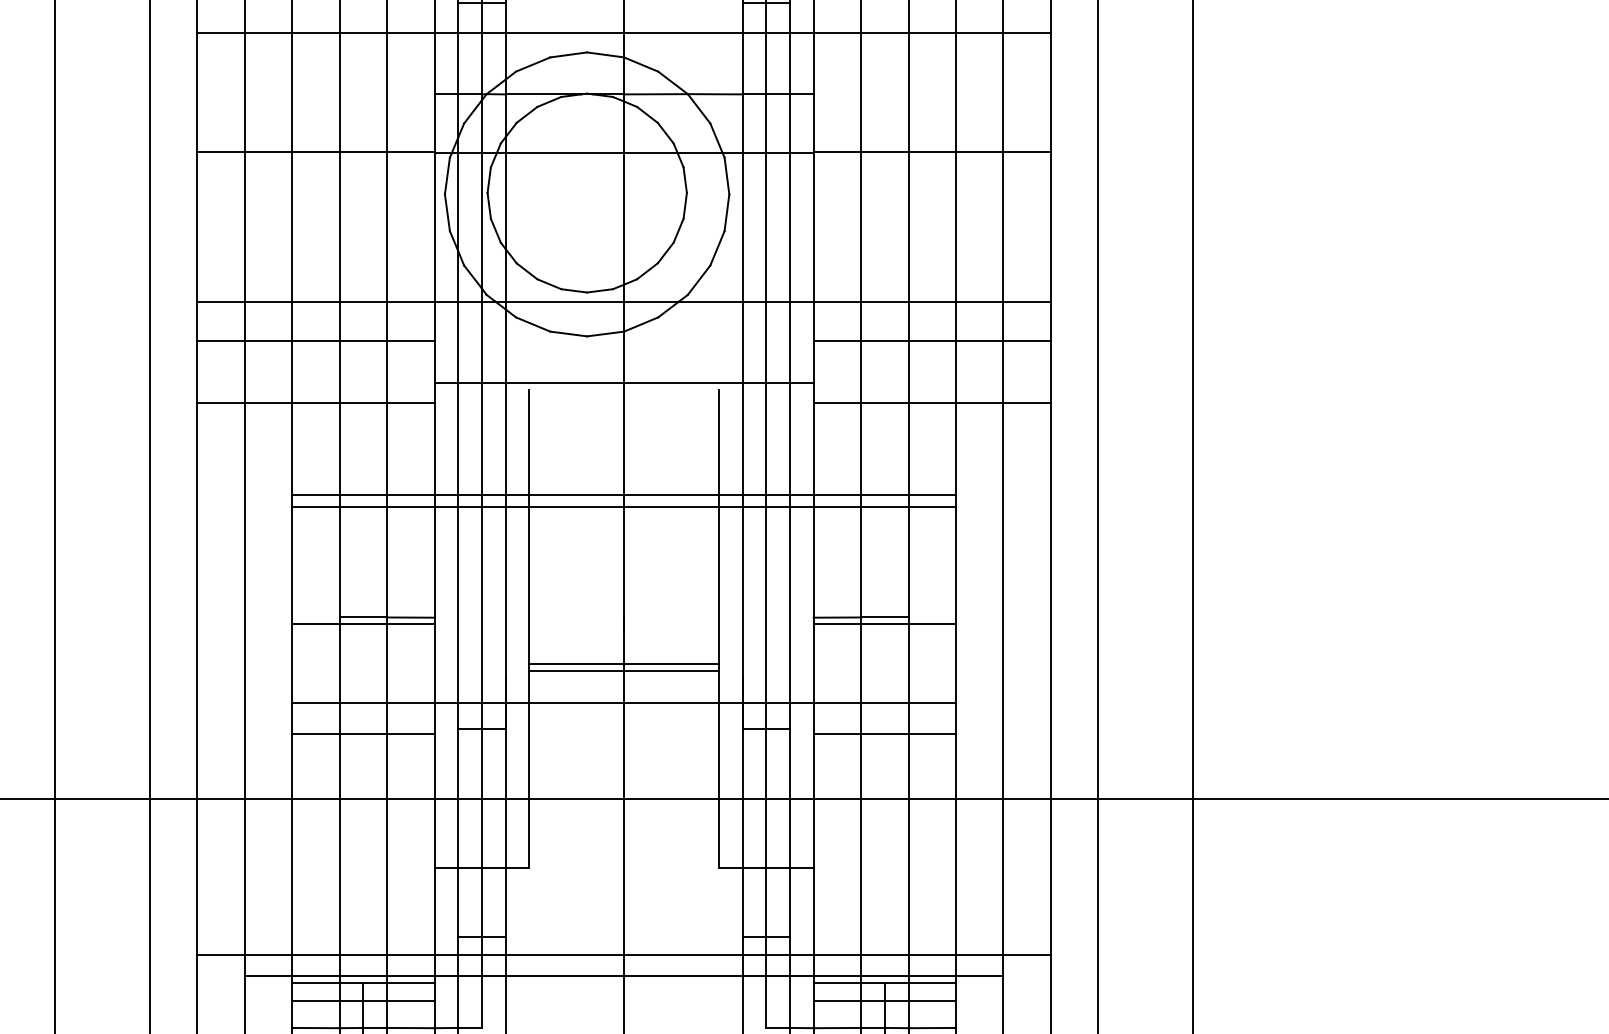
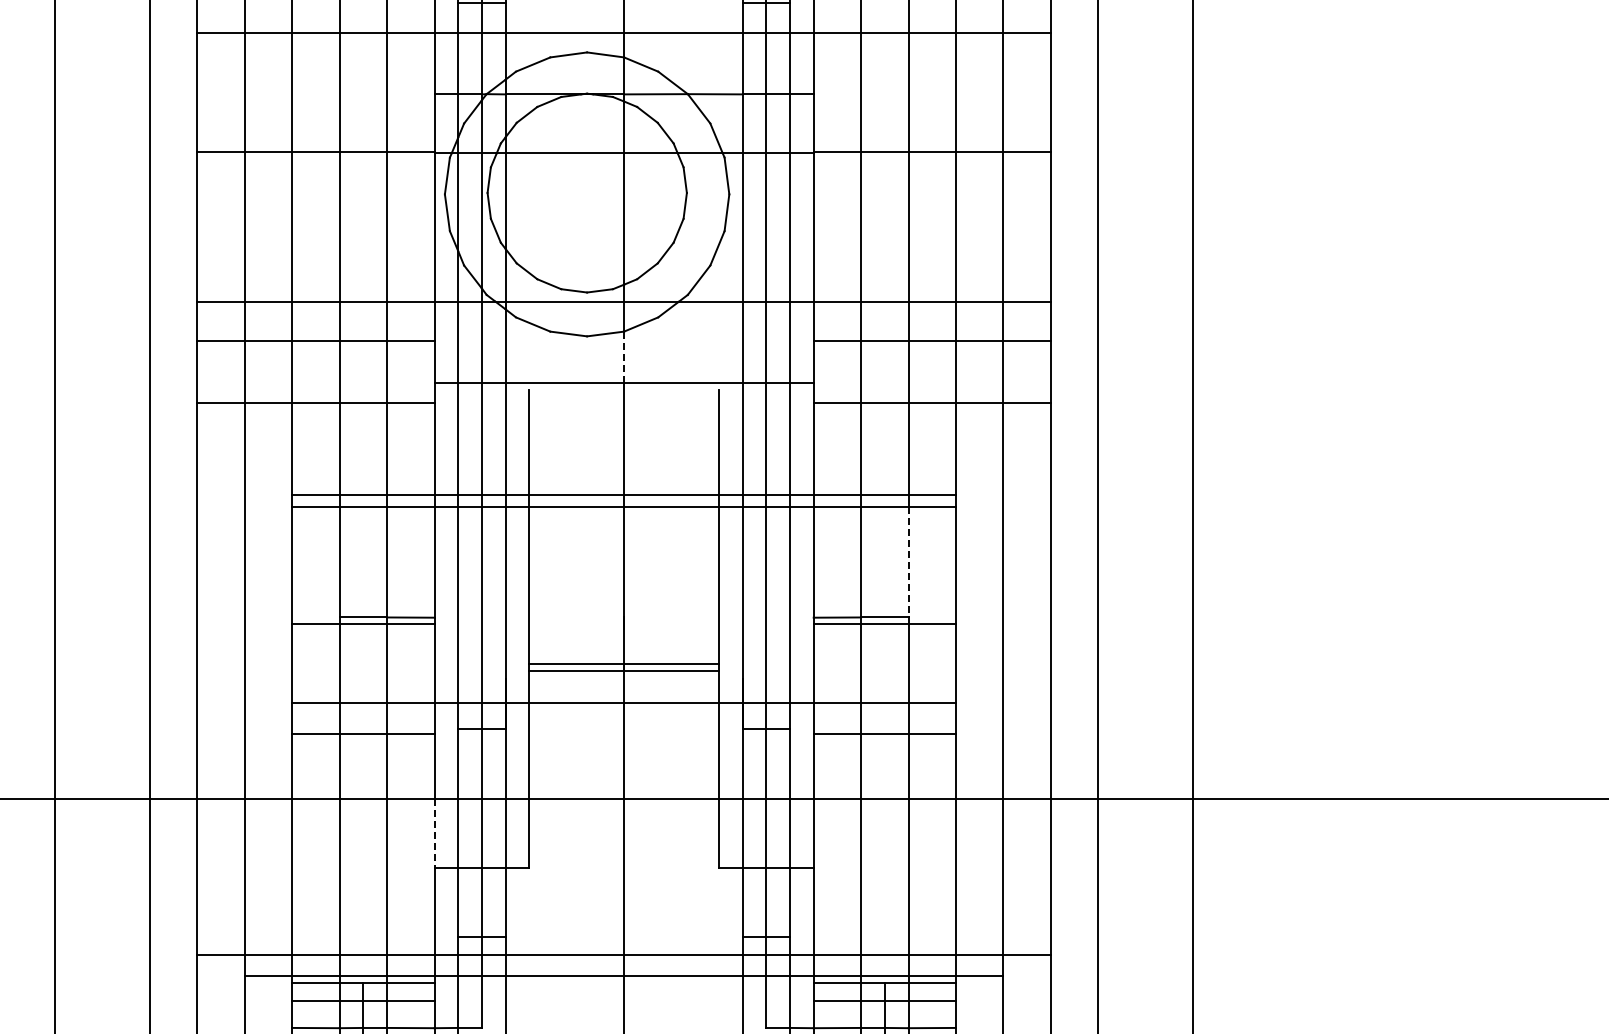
line: solid -> dashed (624, 357)
line: solid -> dashed (908, 562)
line: solid -> dashed (434, 833)
